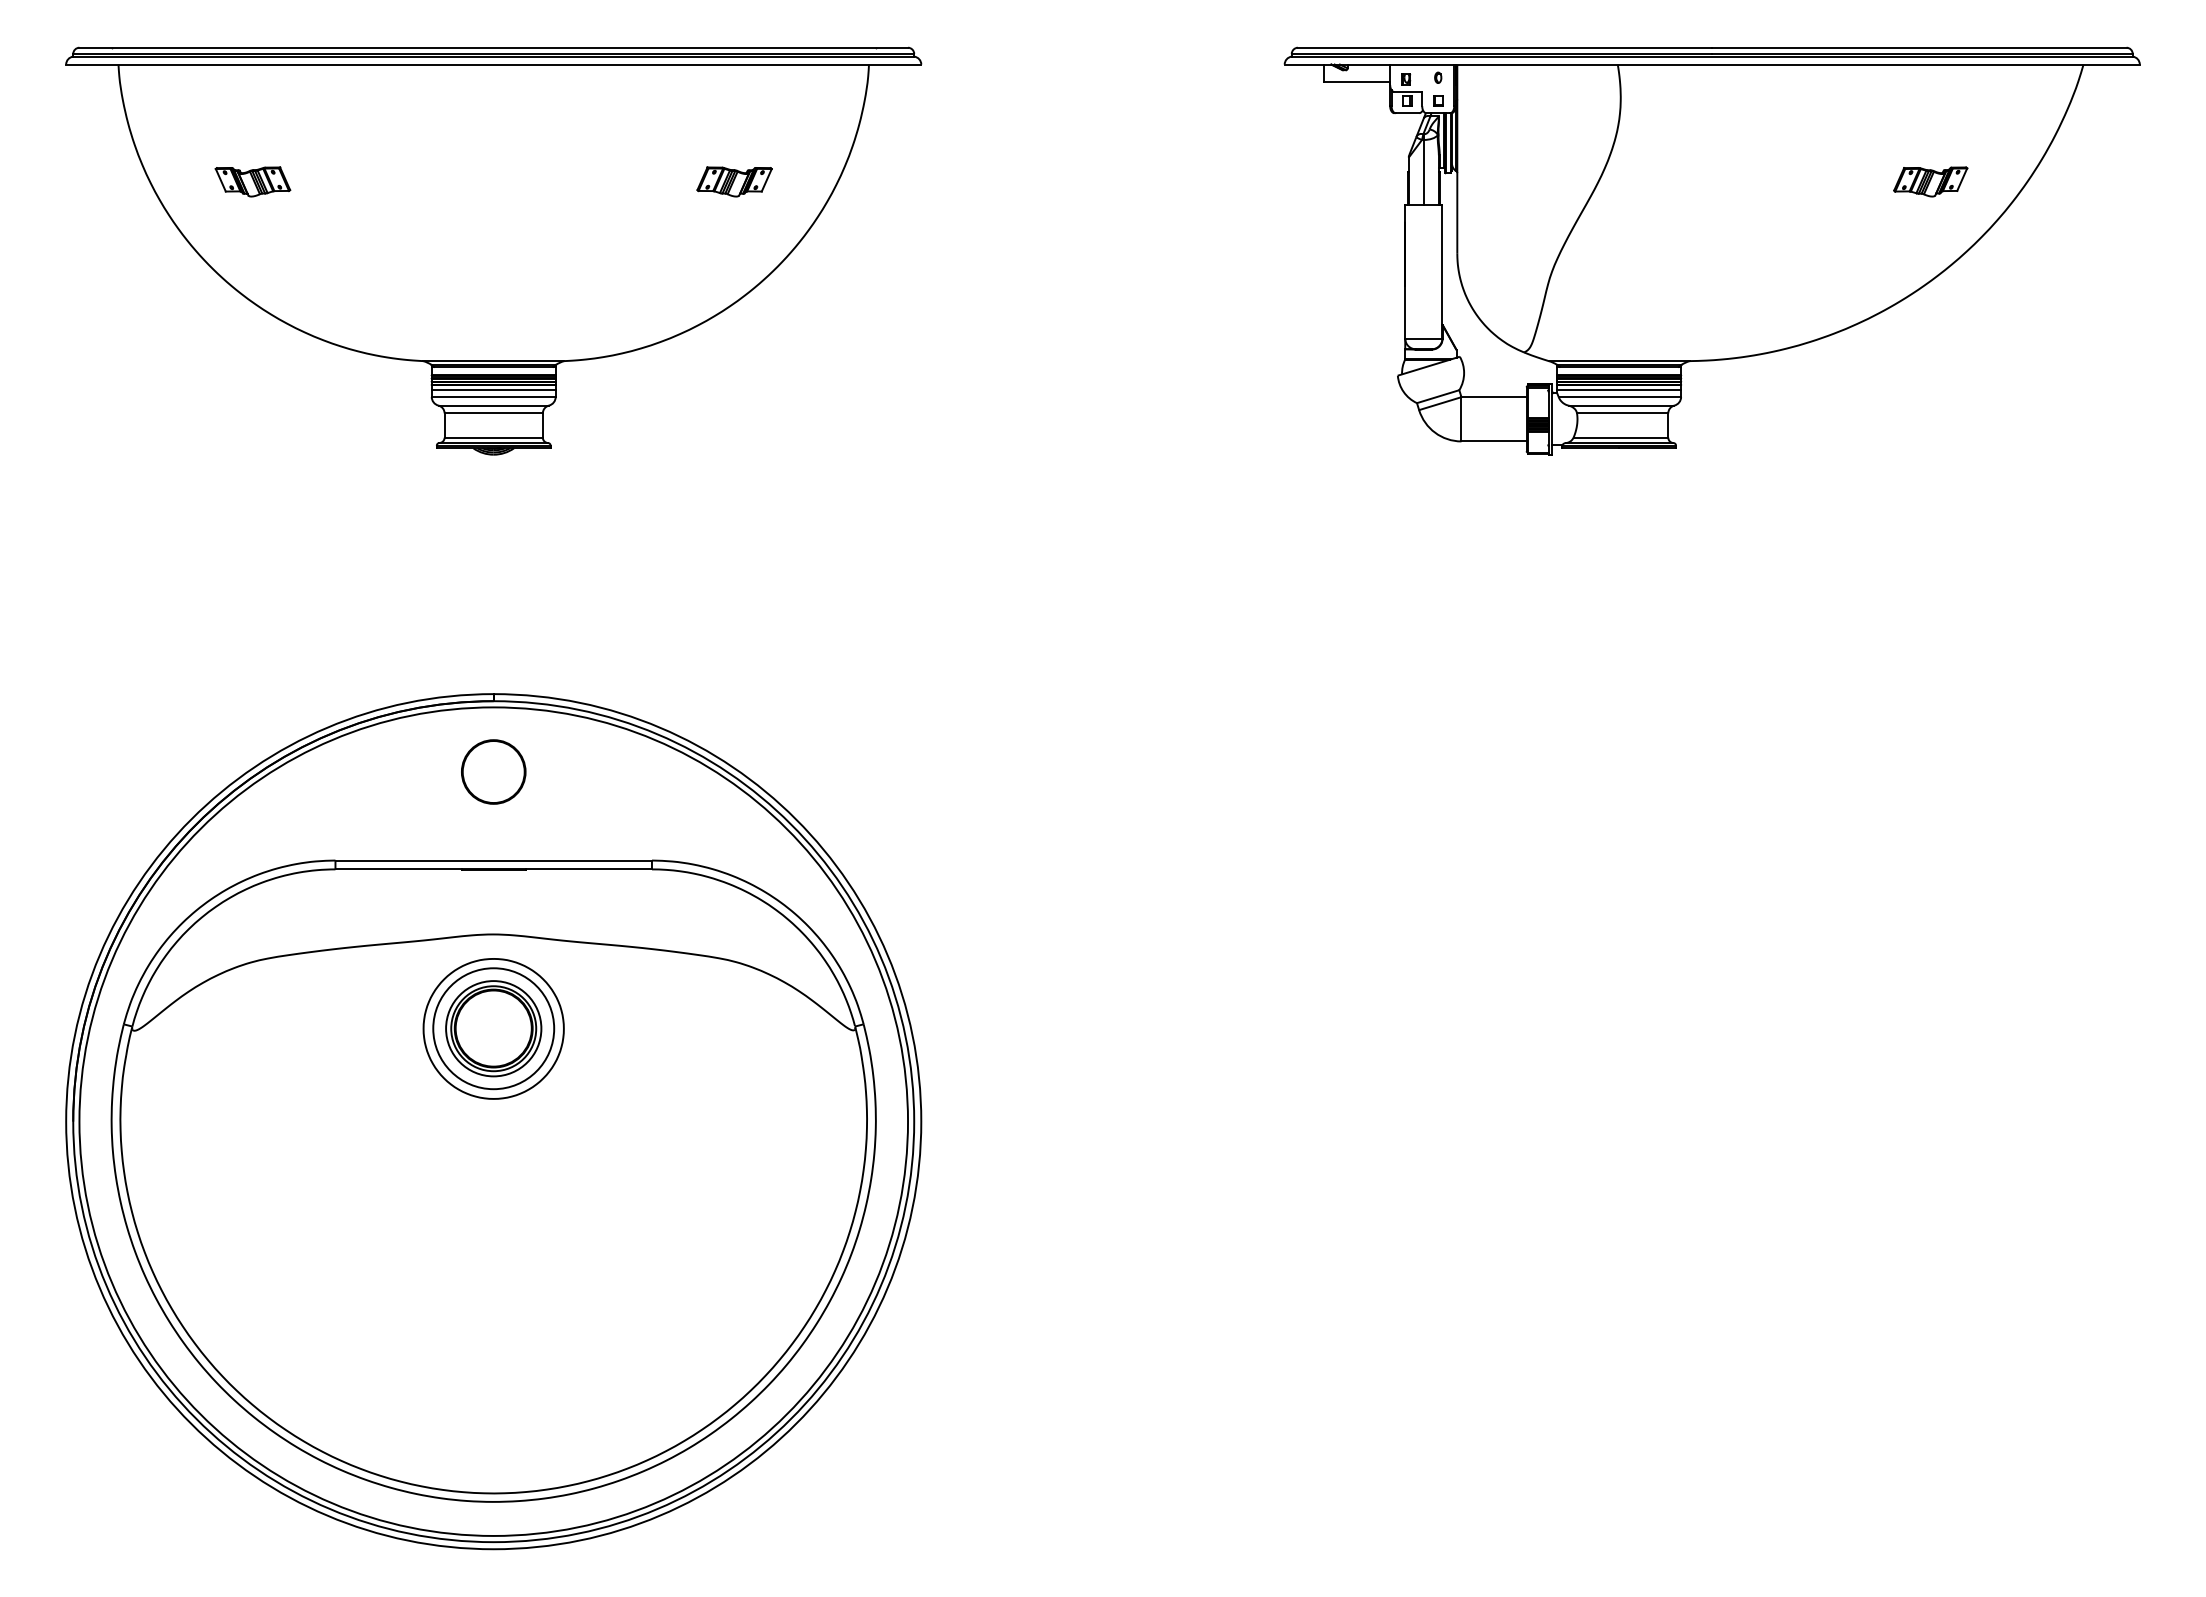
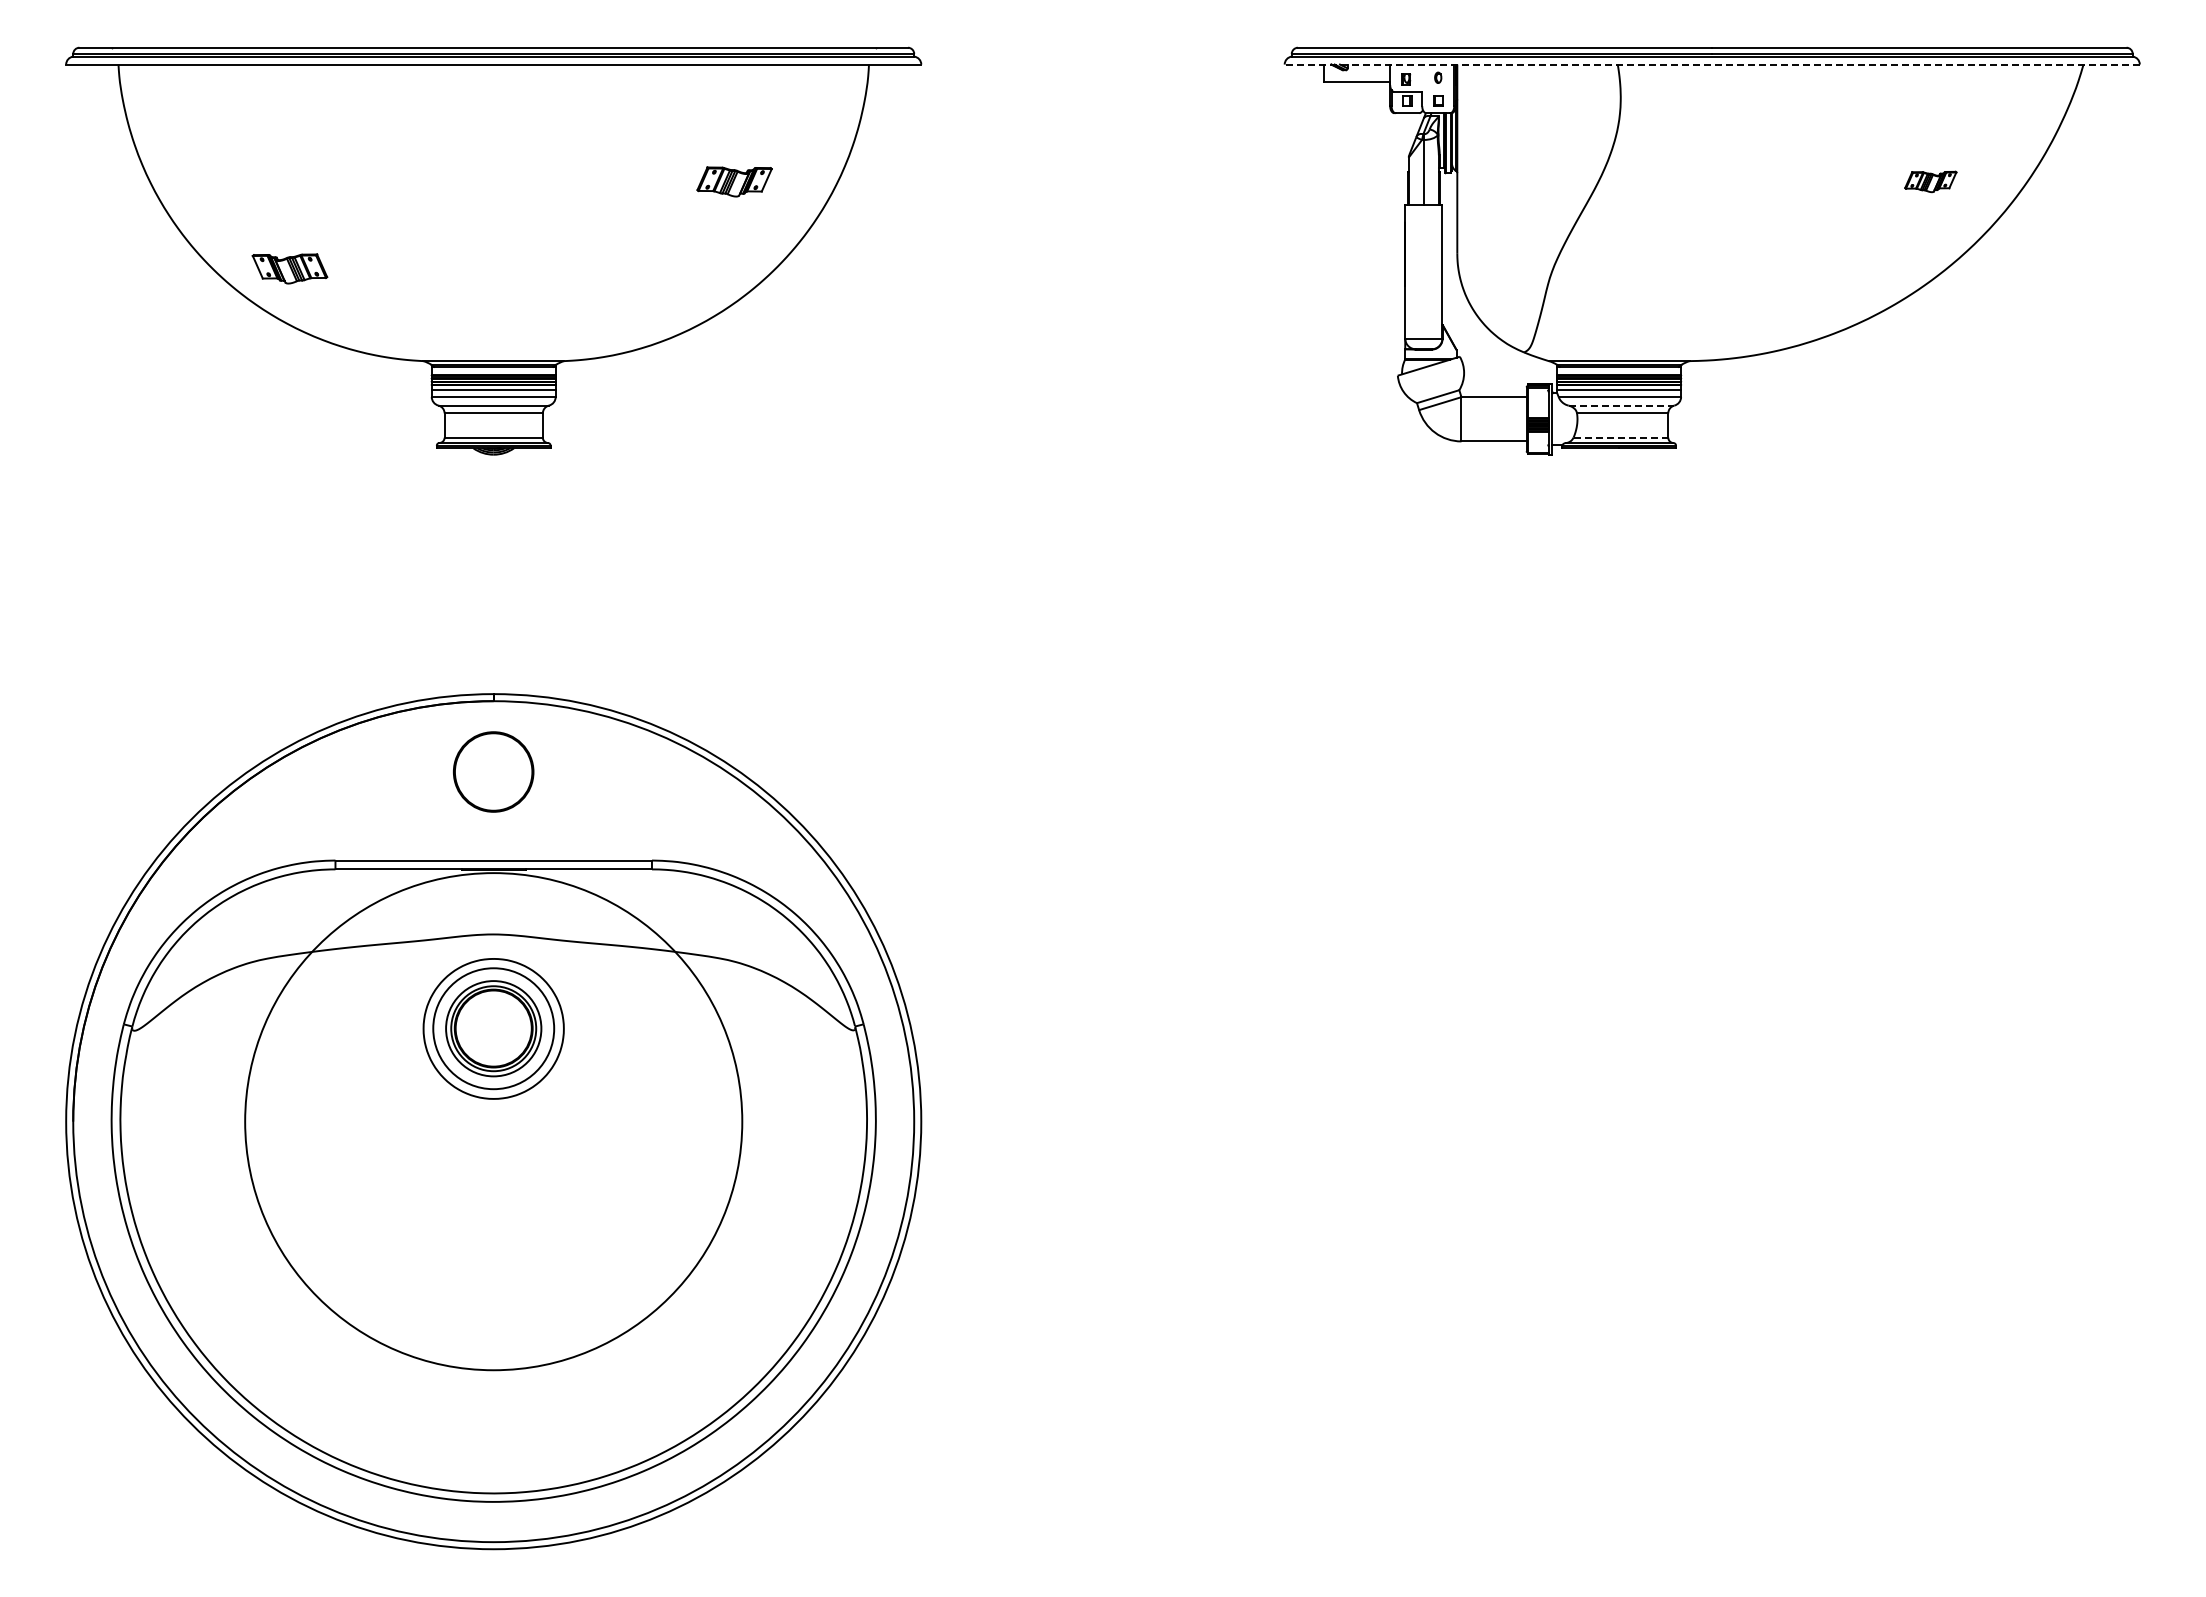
line: solid -> dashed (1712, 64)
part position: (252, 181) -> (289, 268) (289, 268)
part size: 76x32 px -> 54x24 px (1930, 181)
line: solid -> dashed (1621, 405)
line: solid -> dashed (1621, 437)
circle size: 66x66 px -> 82x82 px (493, 771)
circle diameter: 829 px -> 497 px (493, 1121)
